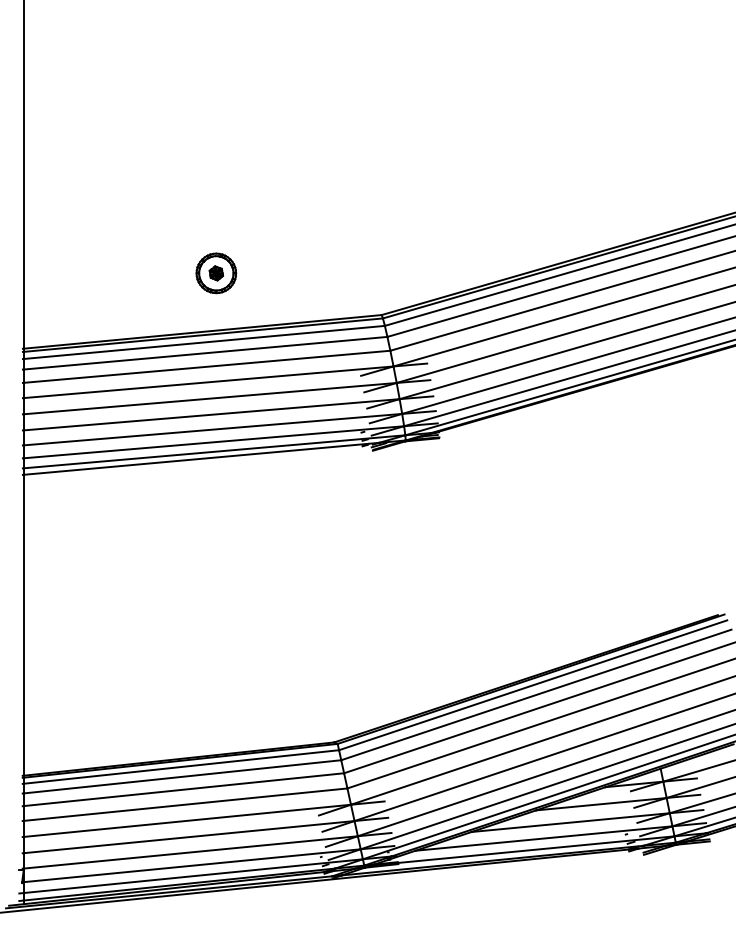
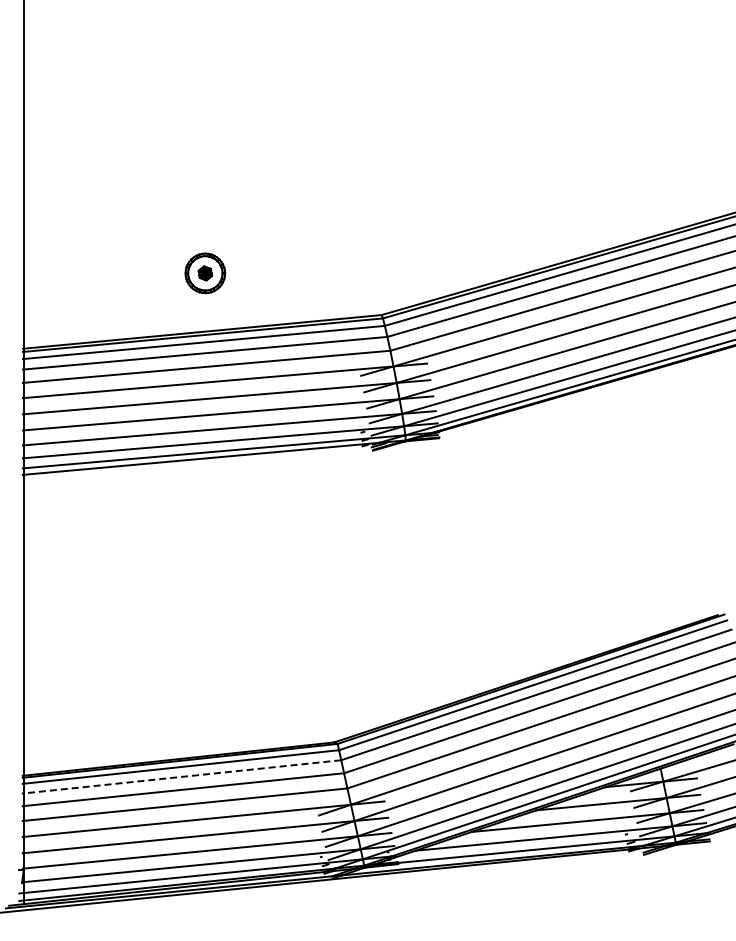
part position: (216, 273) -> (205, 273) (205, 273)
line: solid -> dashed (182, 776)
